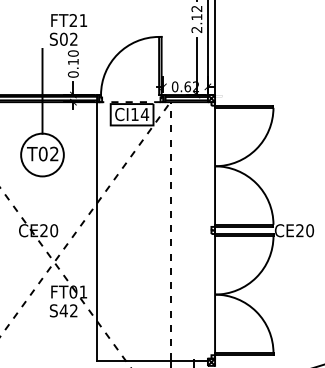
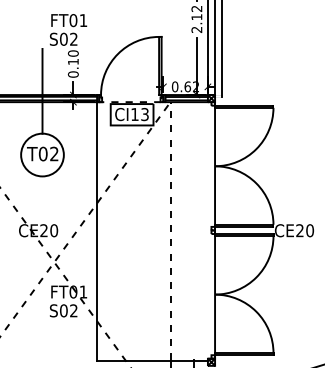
text: FT21 -> FT01 (73, 20)
line: none -> present (222, 49)
text: CI14 -> CI13 (144, 114)
text: S42 -> S02 (63, 310)
